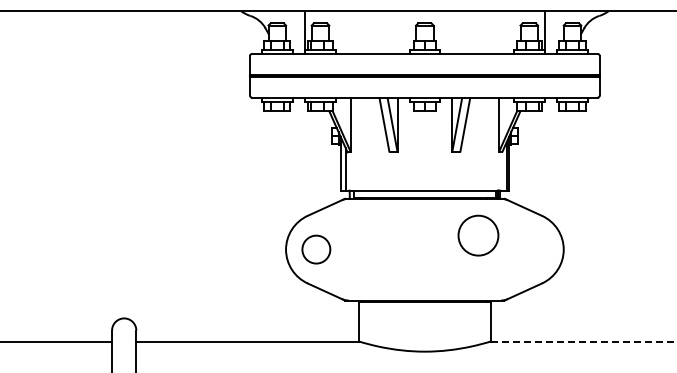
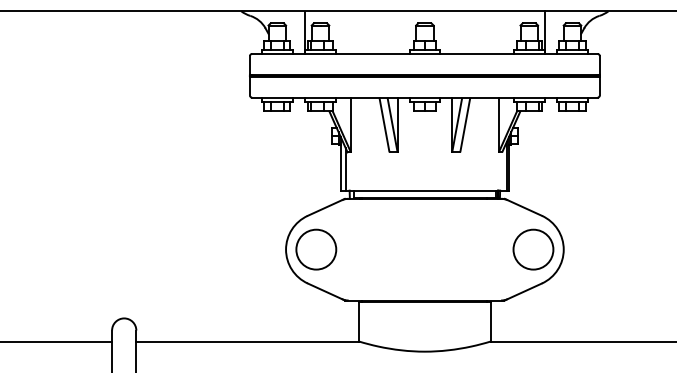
circle position: (478, 235) -> (533, 249) (533, 249)
circle size: 31x31 px -> 43x43 px (316, 249)
line: dashed -> solid (583, 341)
